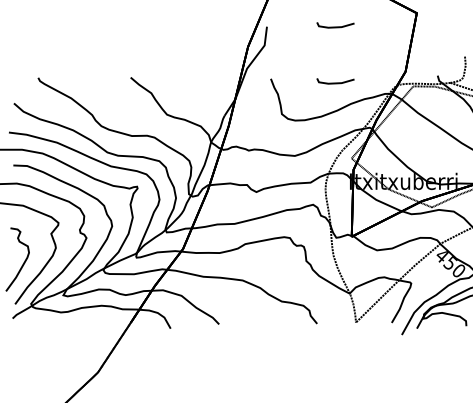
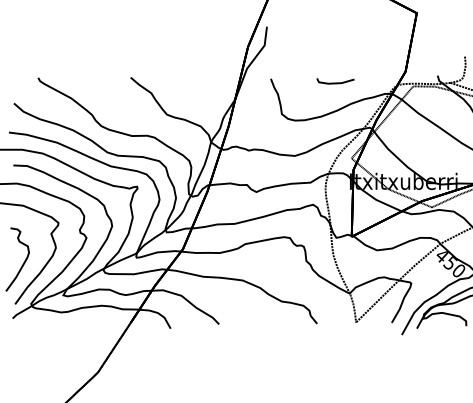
line: present -> none (335, 26)
